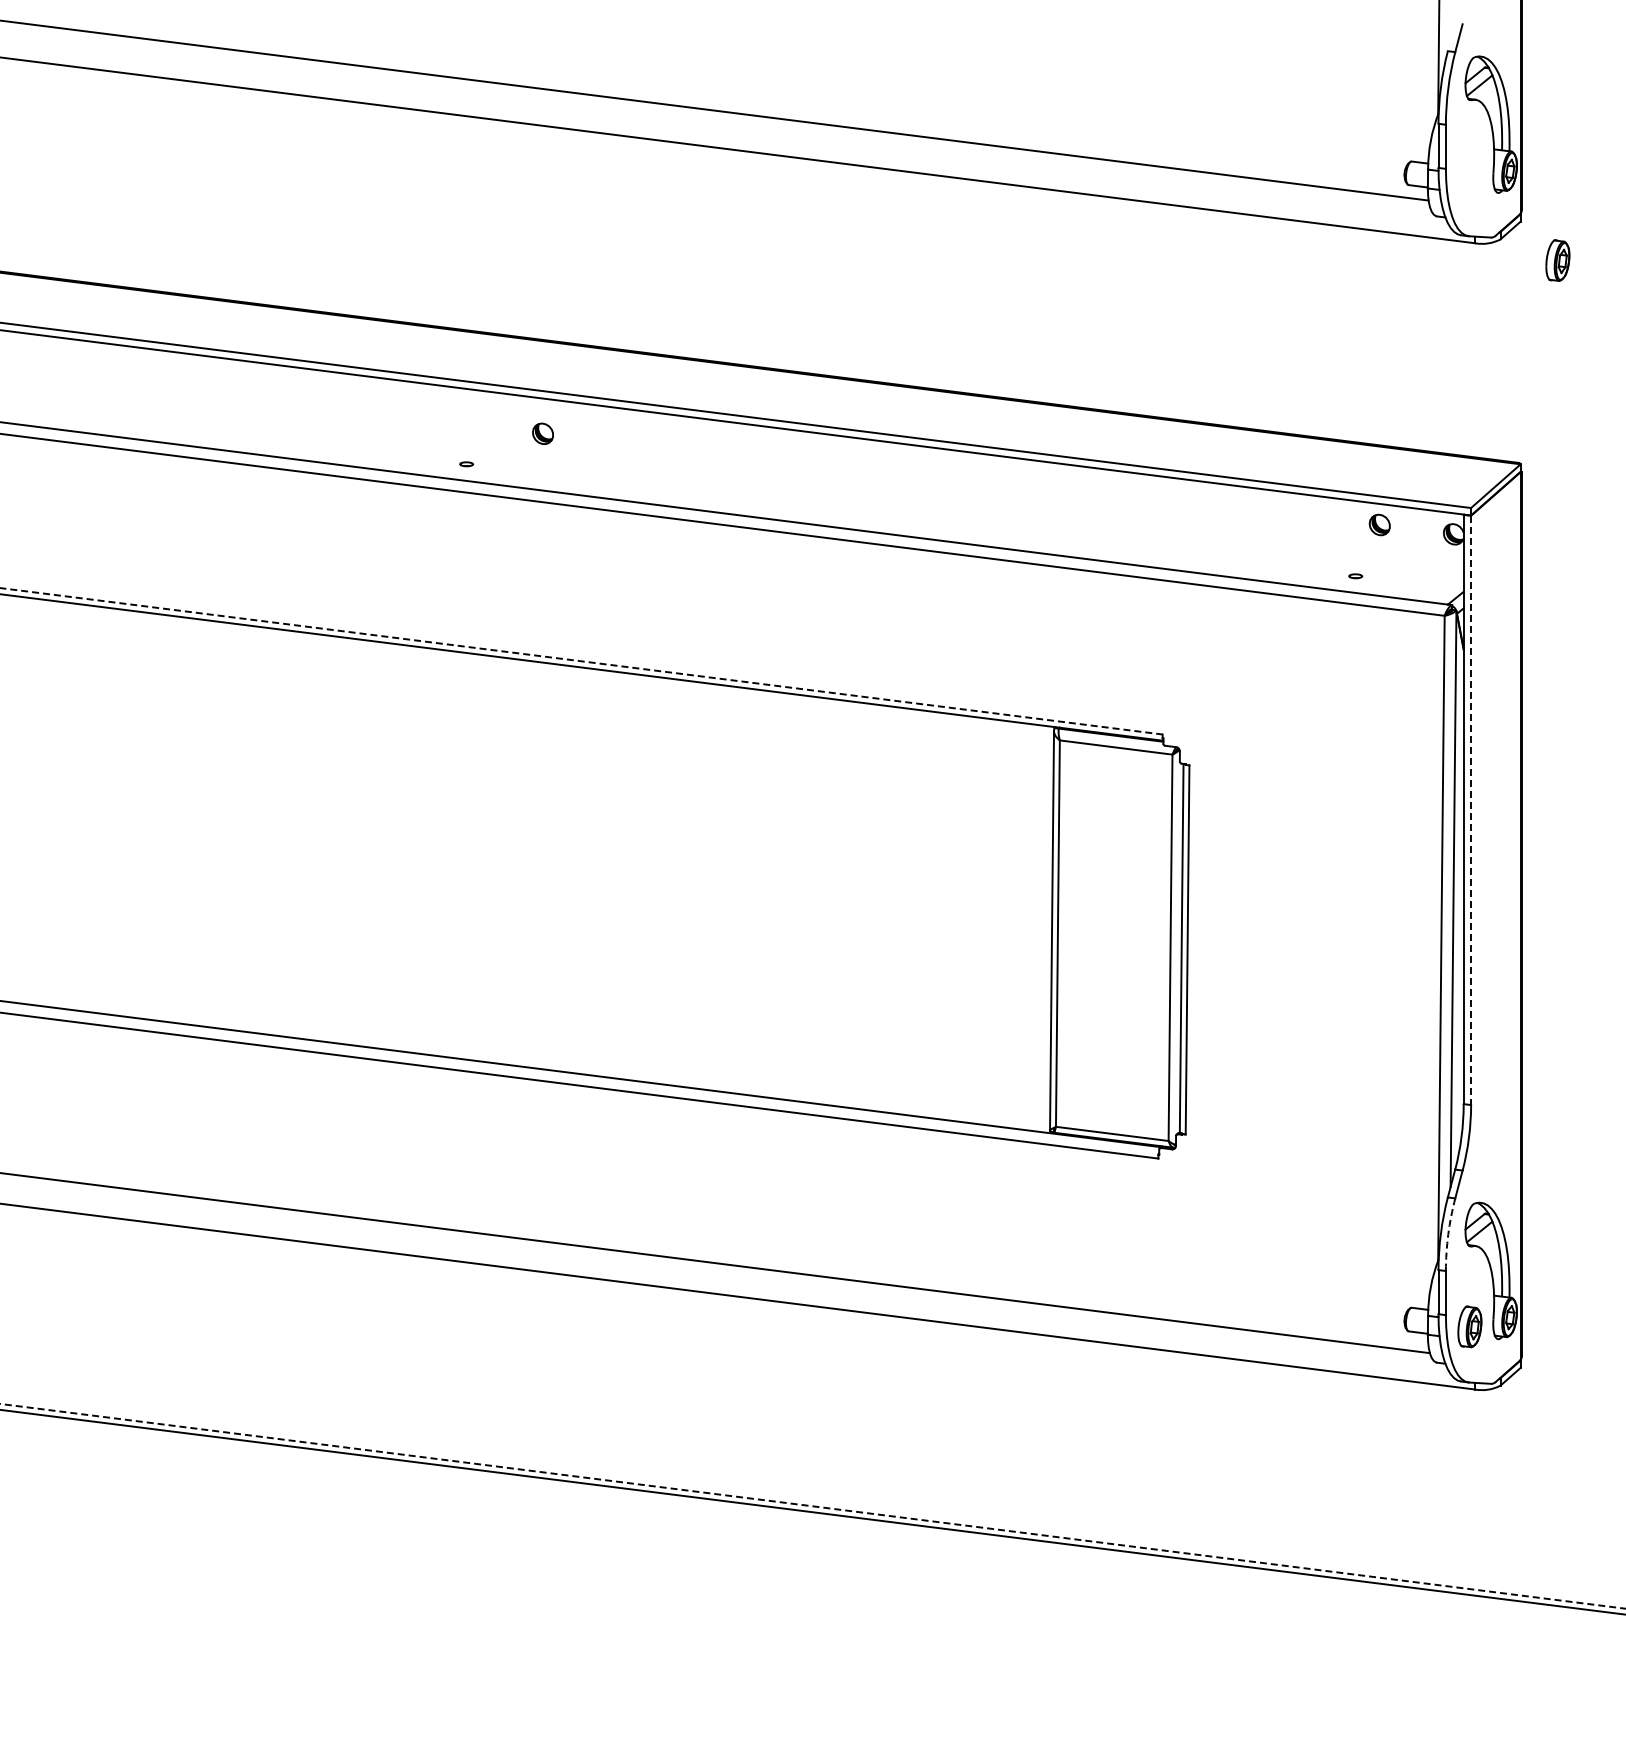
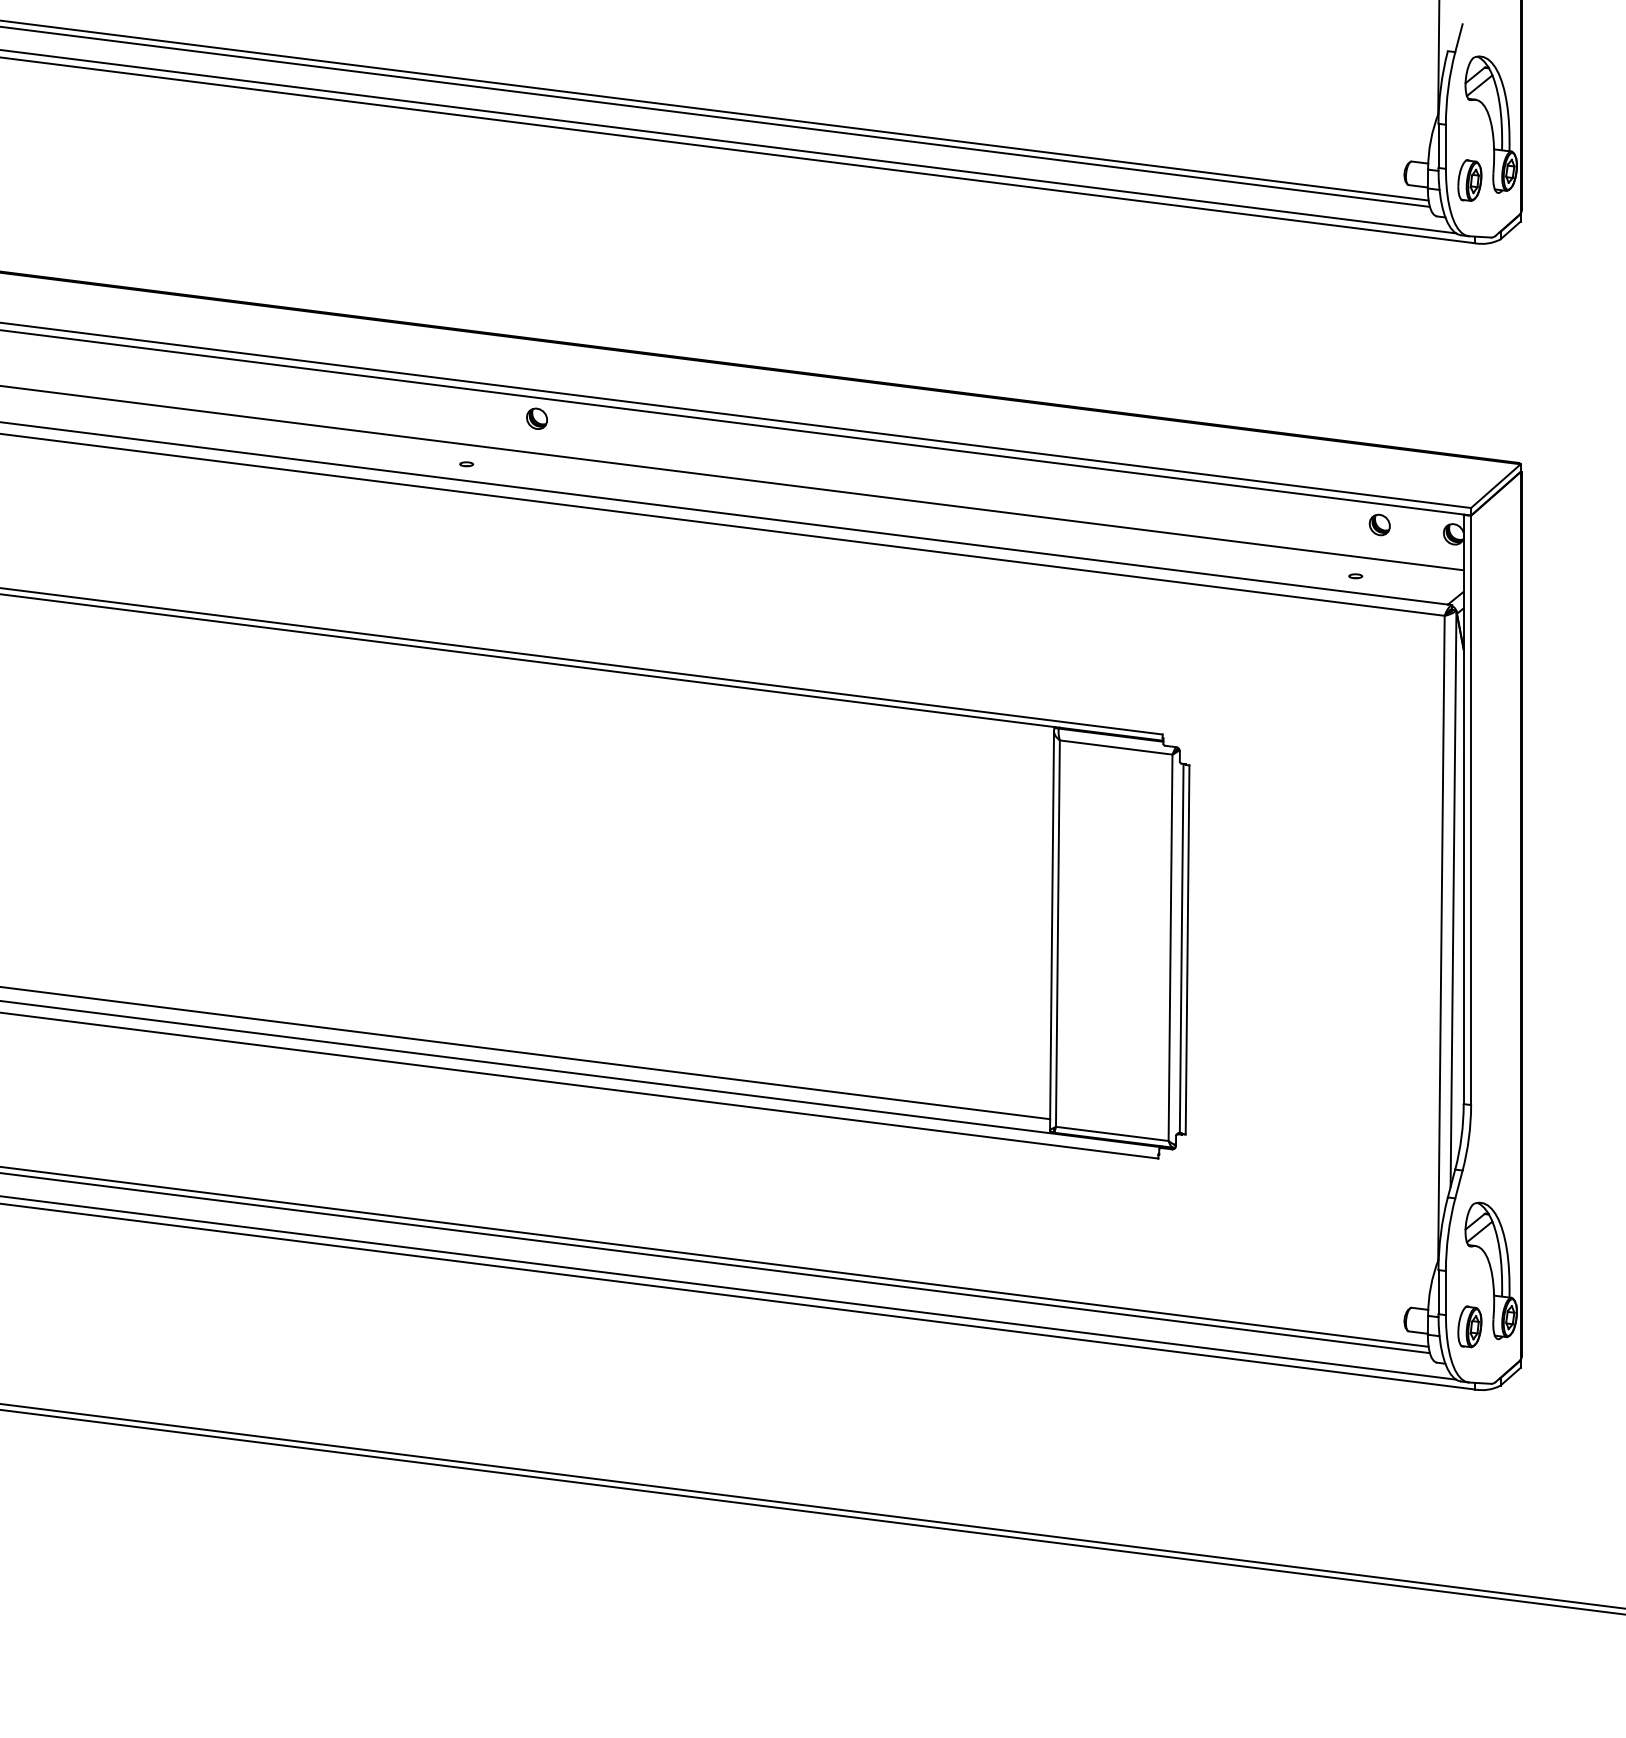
line: none -> present (715, 116)
line: none -> present (729, 141)
part position: (1557, 260) -> (1469, 180) (1469, 180)
part position: (542, 433) -> (536, 418) (536, 418)
line: none -> present (732, 478)
line: dashed -> solid (581, 661)
line: dashed -> solid (1471, 810)
line: none -> present (526, 1053)
arc: dashed -> solid (1448, 1234)
line: none -> present (715, 1256)
line: none -> present (729, 1287)
line: dashed -> solid (813, 1506)
